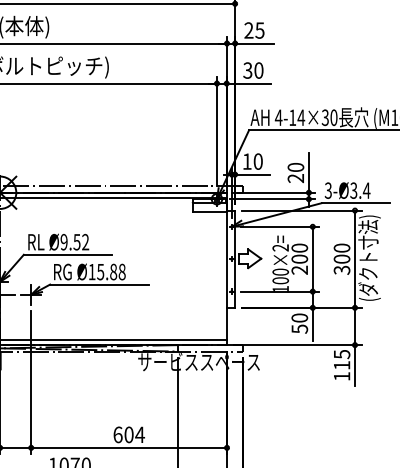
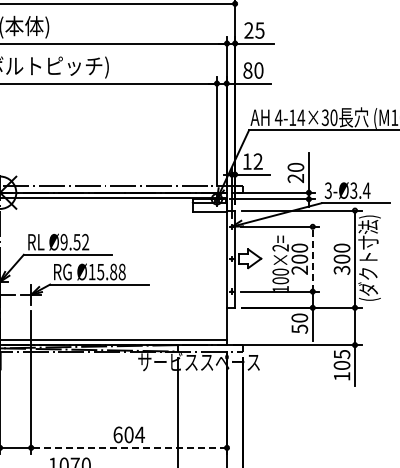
text: 30 -> 80 (247, 70)
text: 10 -> 12 (257, 161)
line: solid -> dashed (312, 258)
text: 115 -> 105 (341, 365)
line: solid -> dashed (129, 447)
